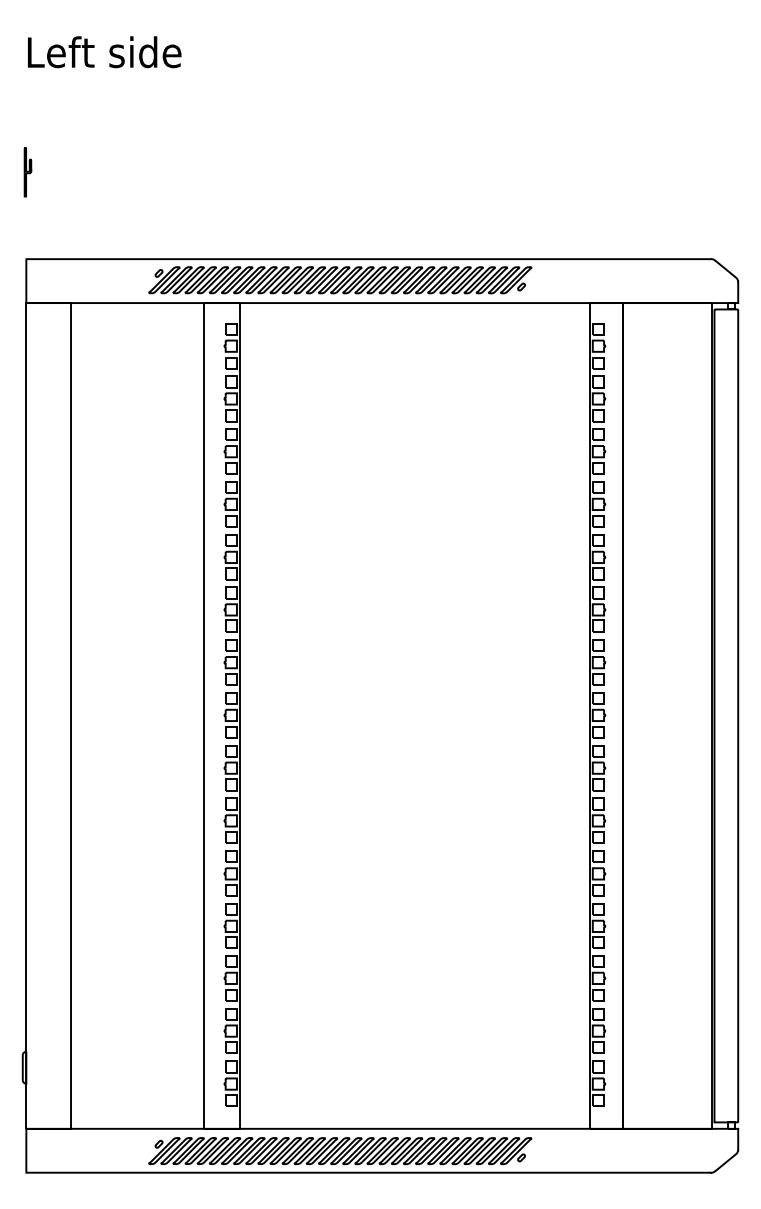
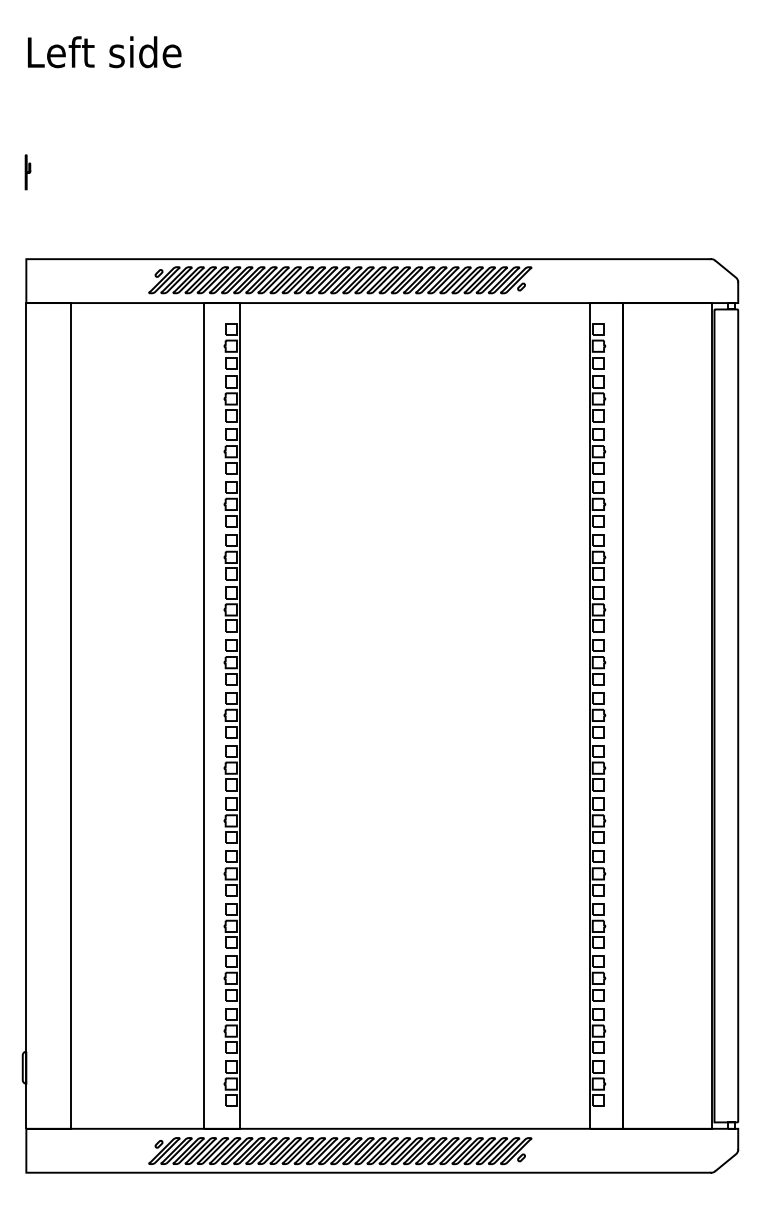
part size: 10x51 px -> 8x37 px (27, 172)
